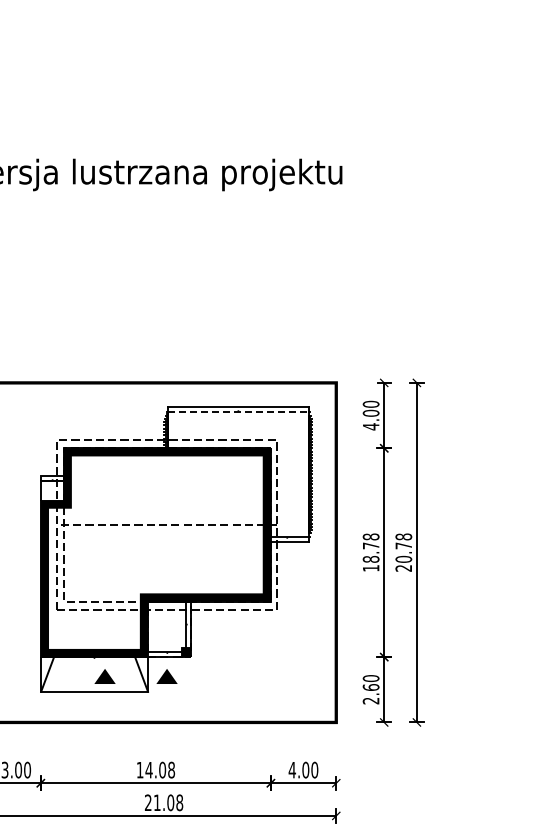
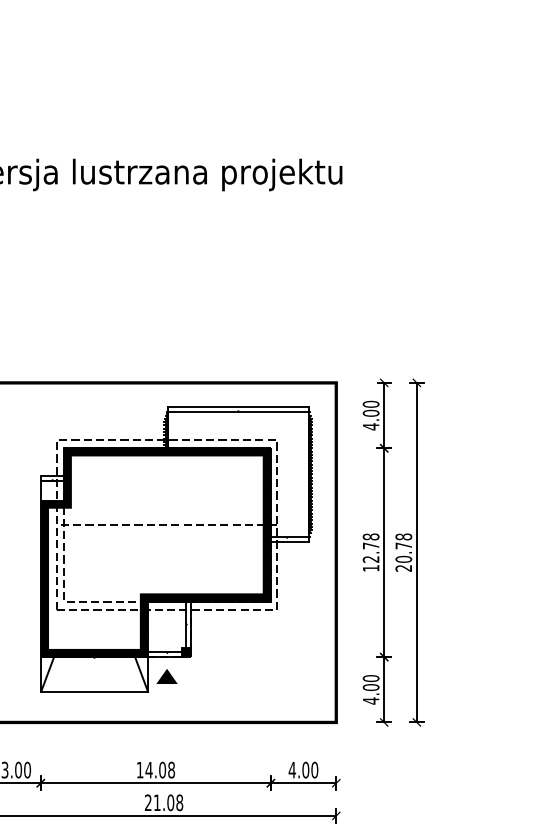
line: dashed -> solid (238, 412)
text: 18.78 -> 12.78 (370, 559)
part: present -> none (104, 676)
text: 2.60 -> 4.00 (370, 694)
